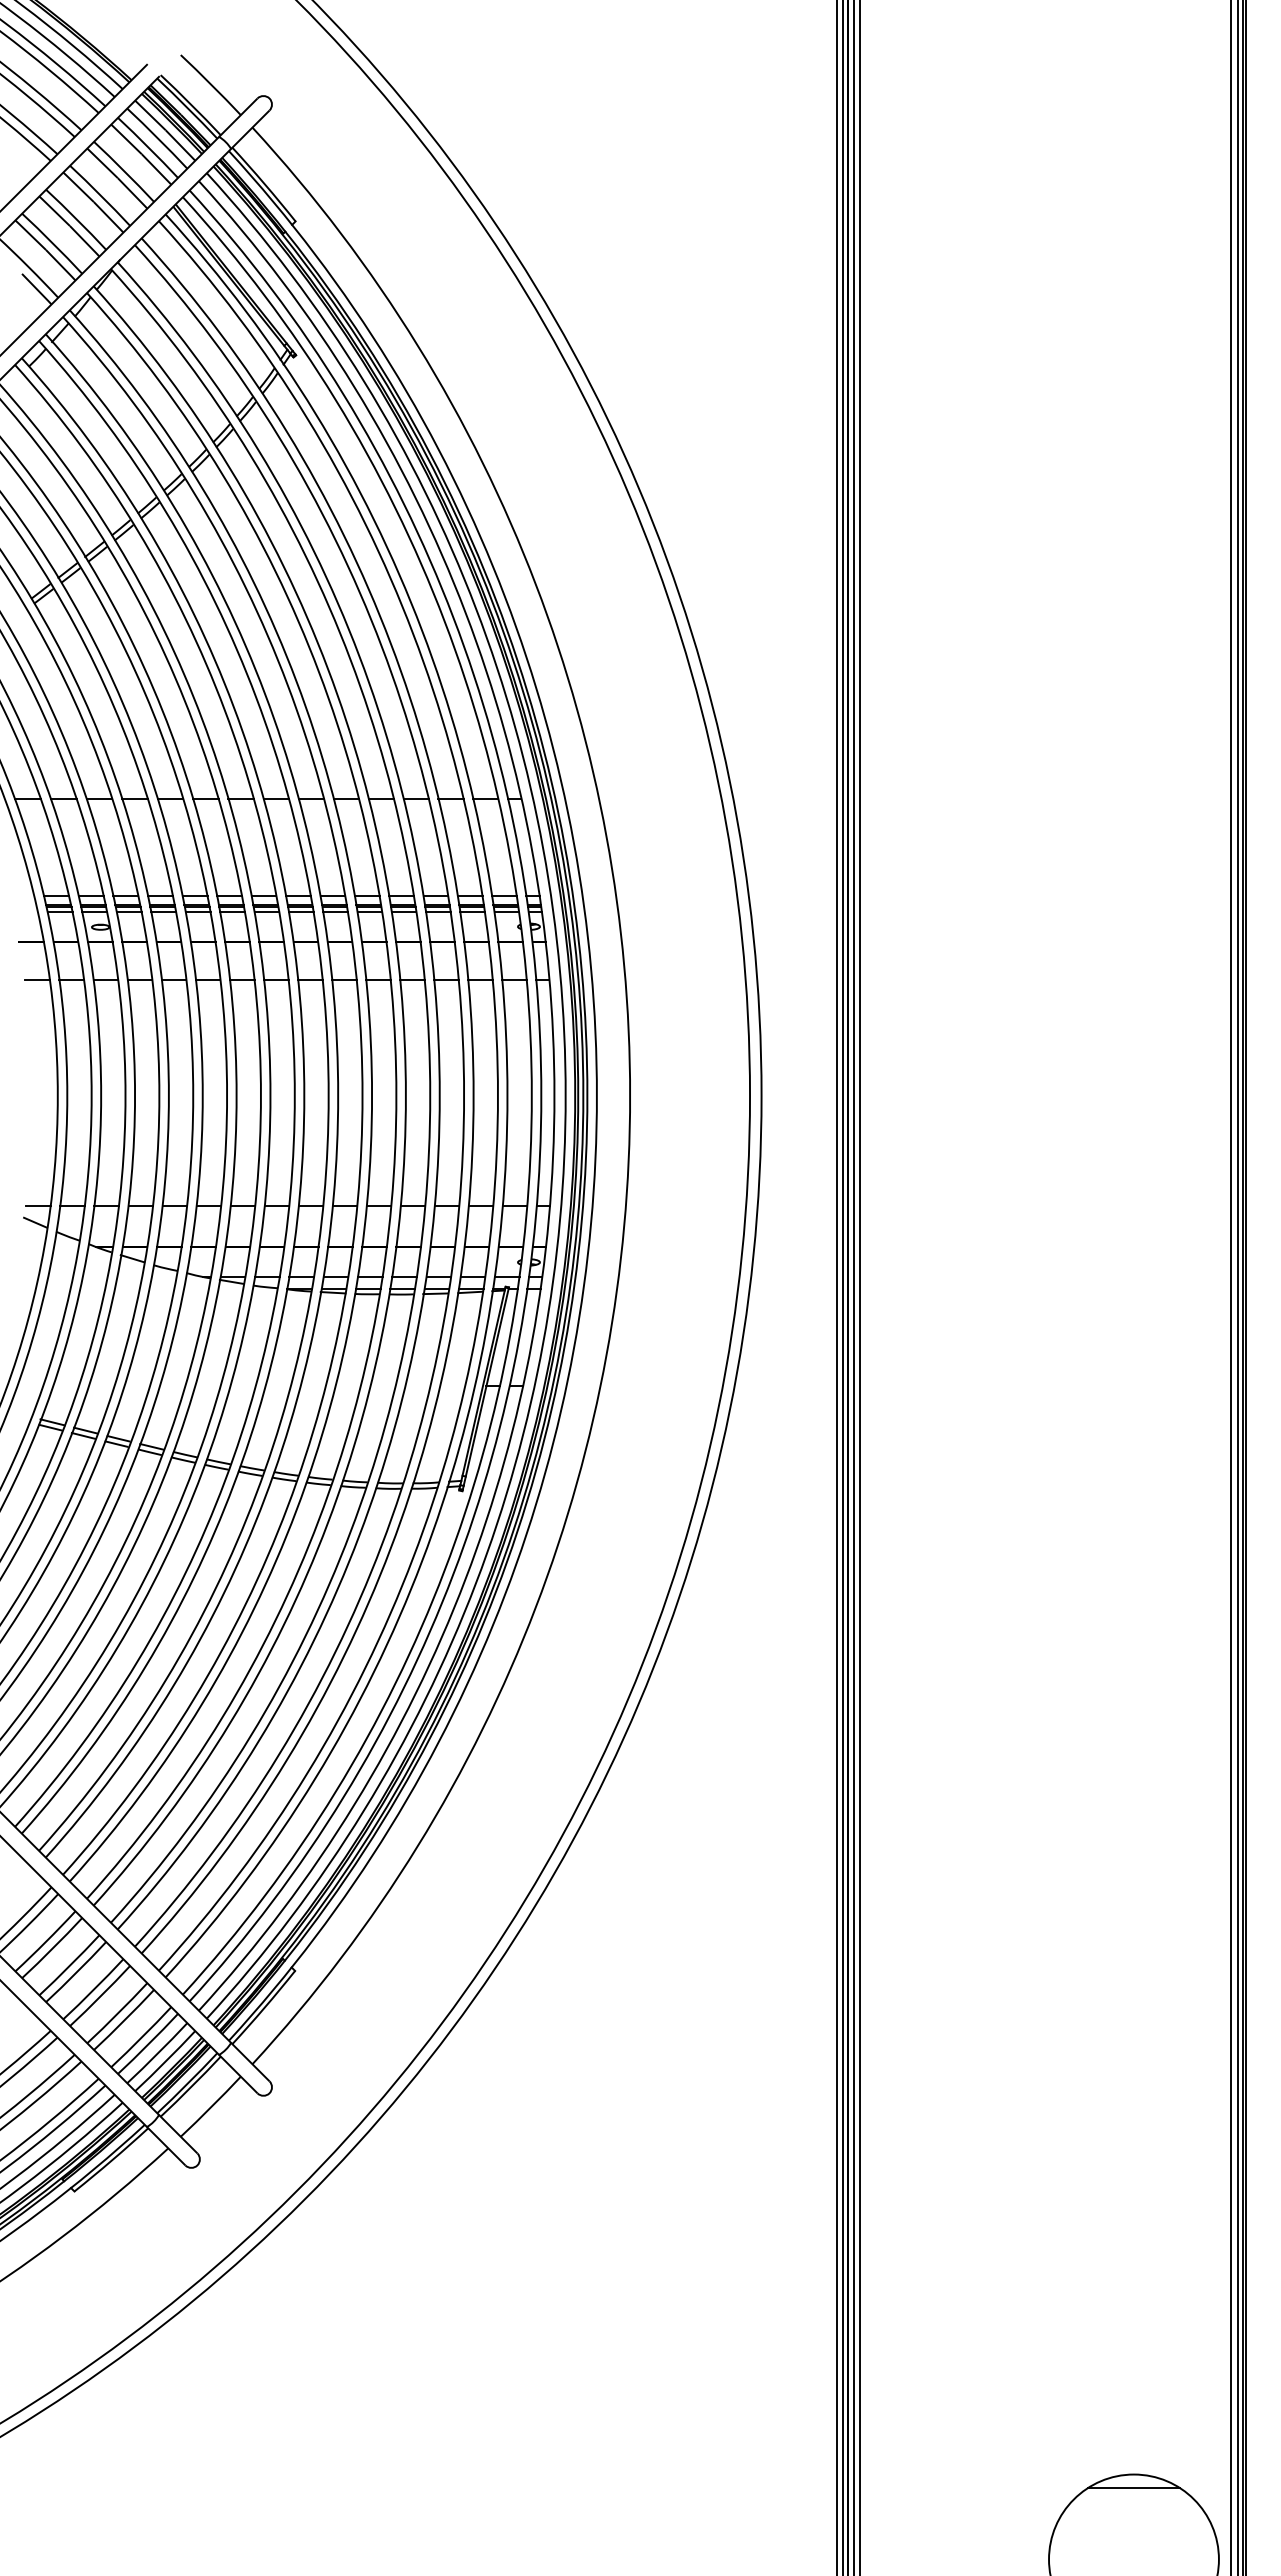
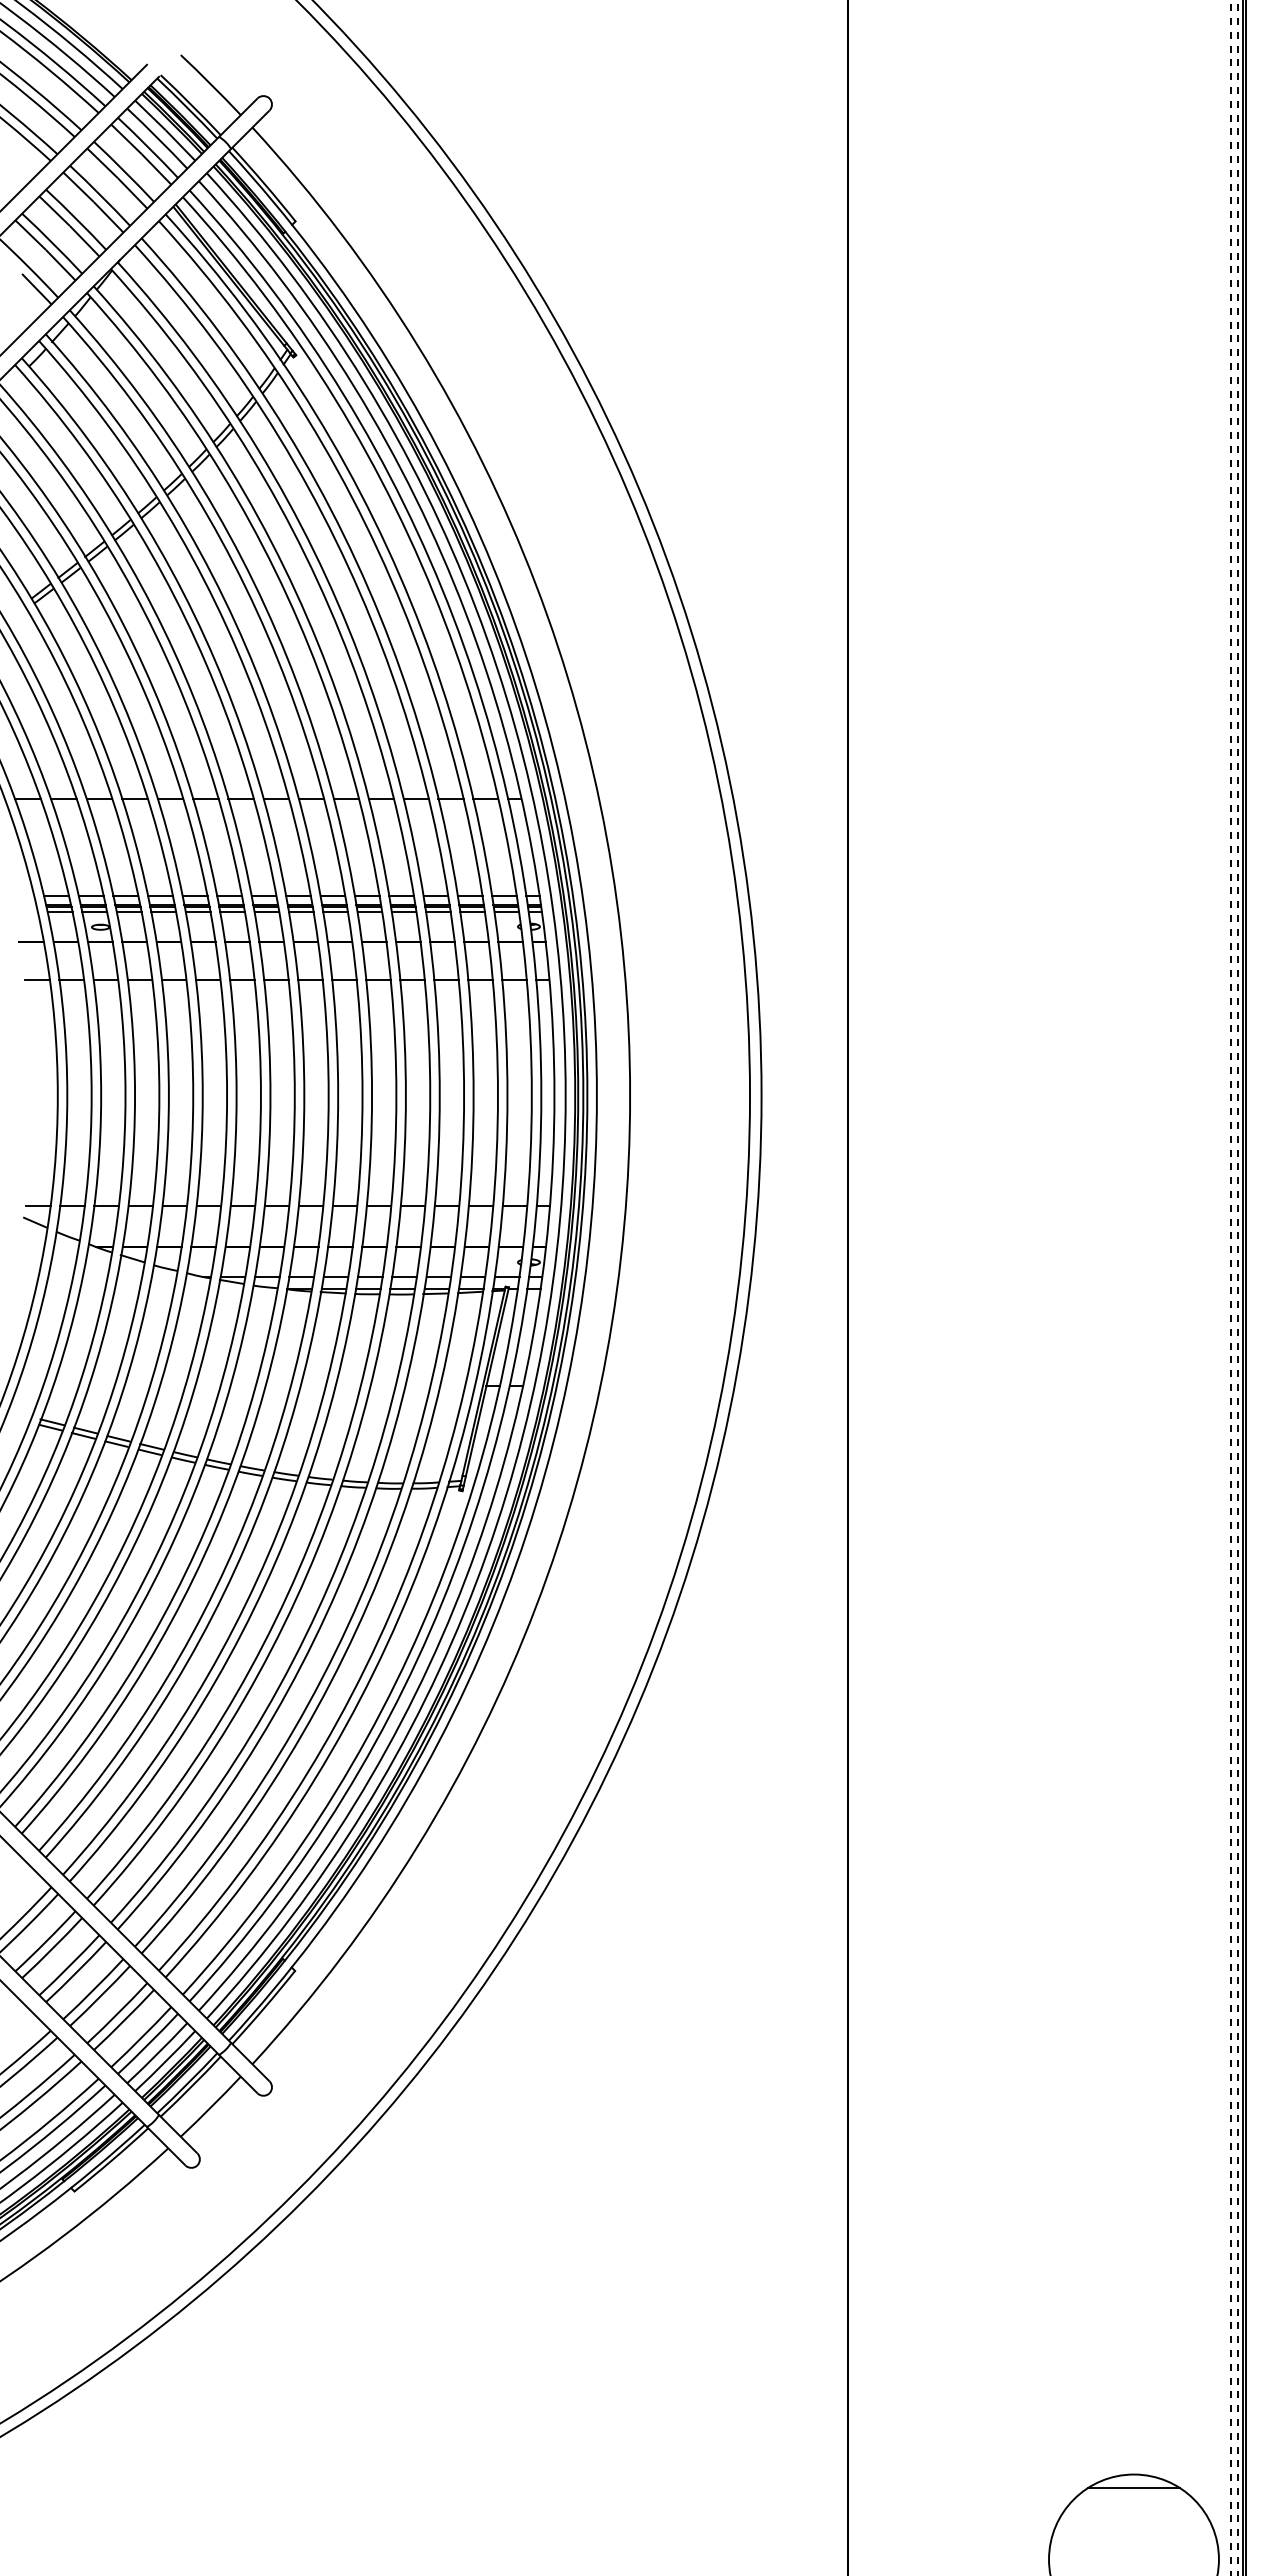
line: present -> none (836, 1287)
line: present -> none (843, 1287)
line: present -> none (853, 1287)
line: present -> none (860, 1287)
line: solid -> dashed (1230, 1287)
line: solid -> dashed (1237, 1287)
